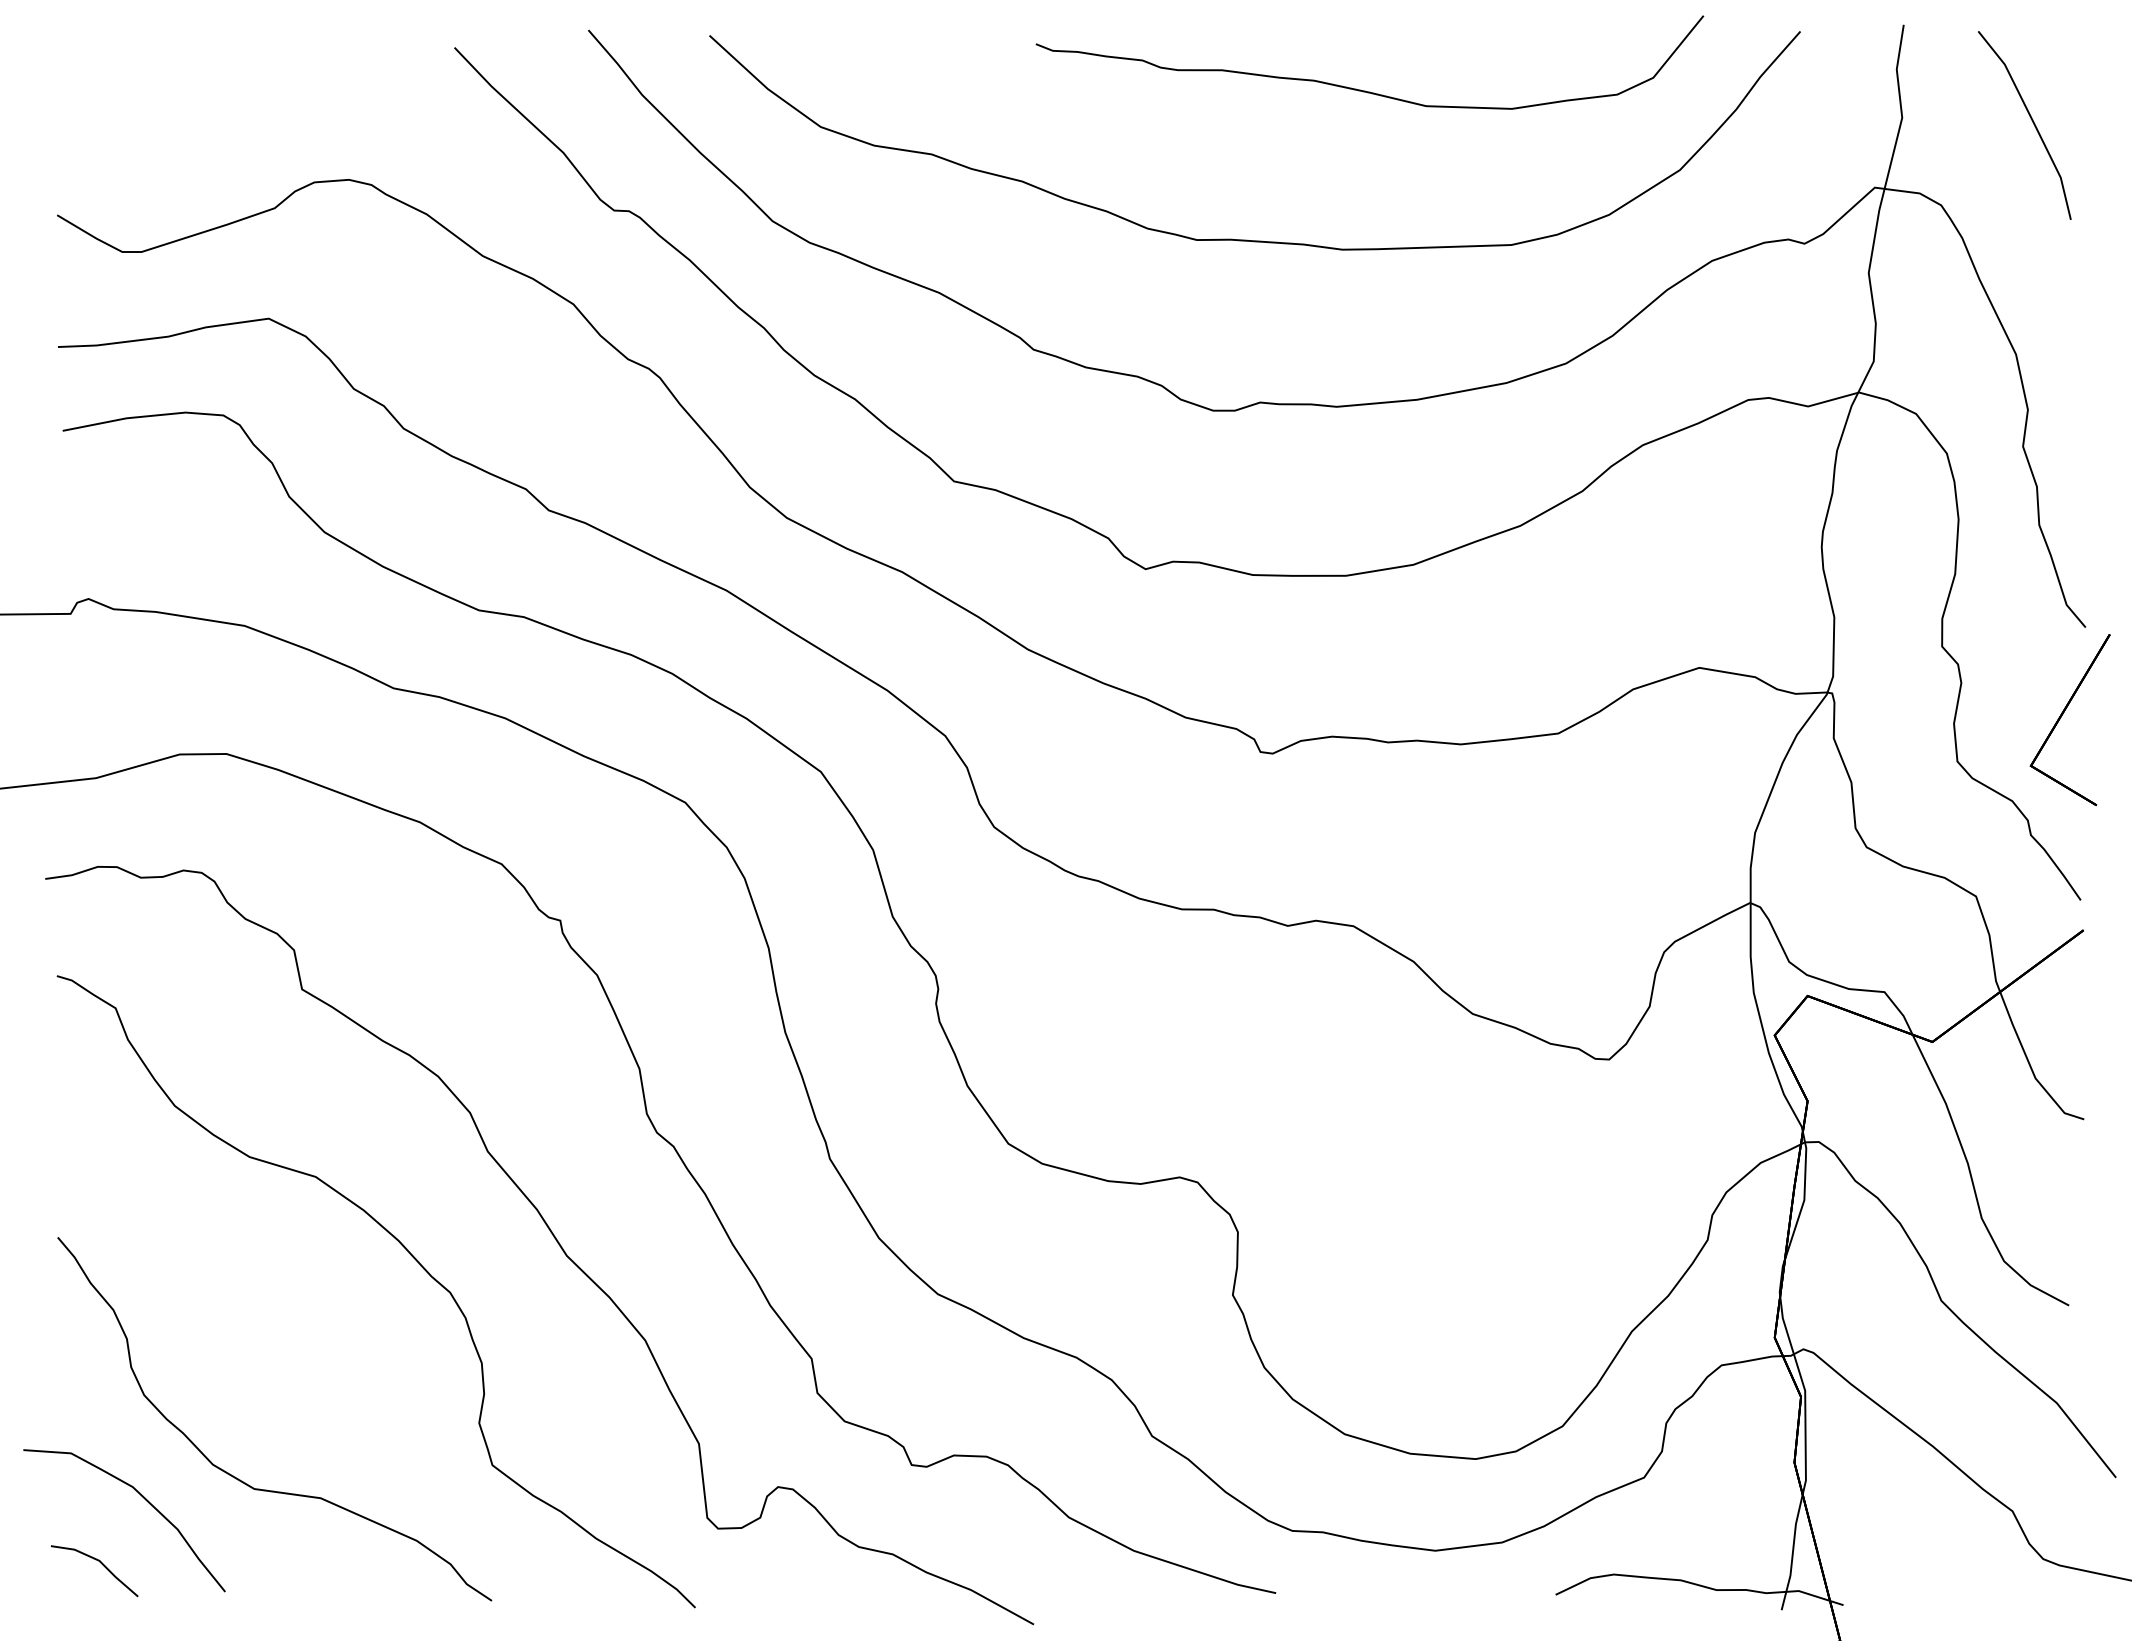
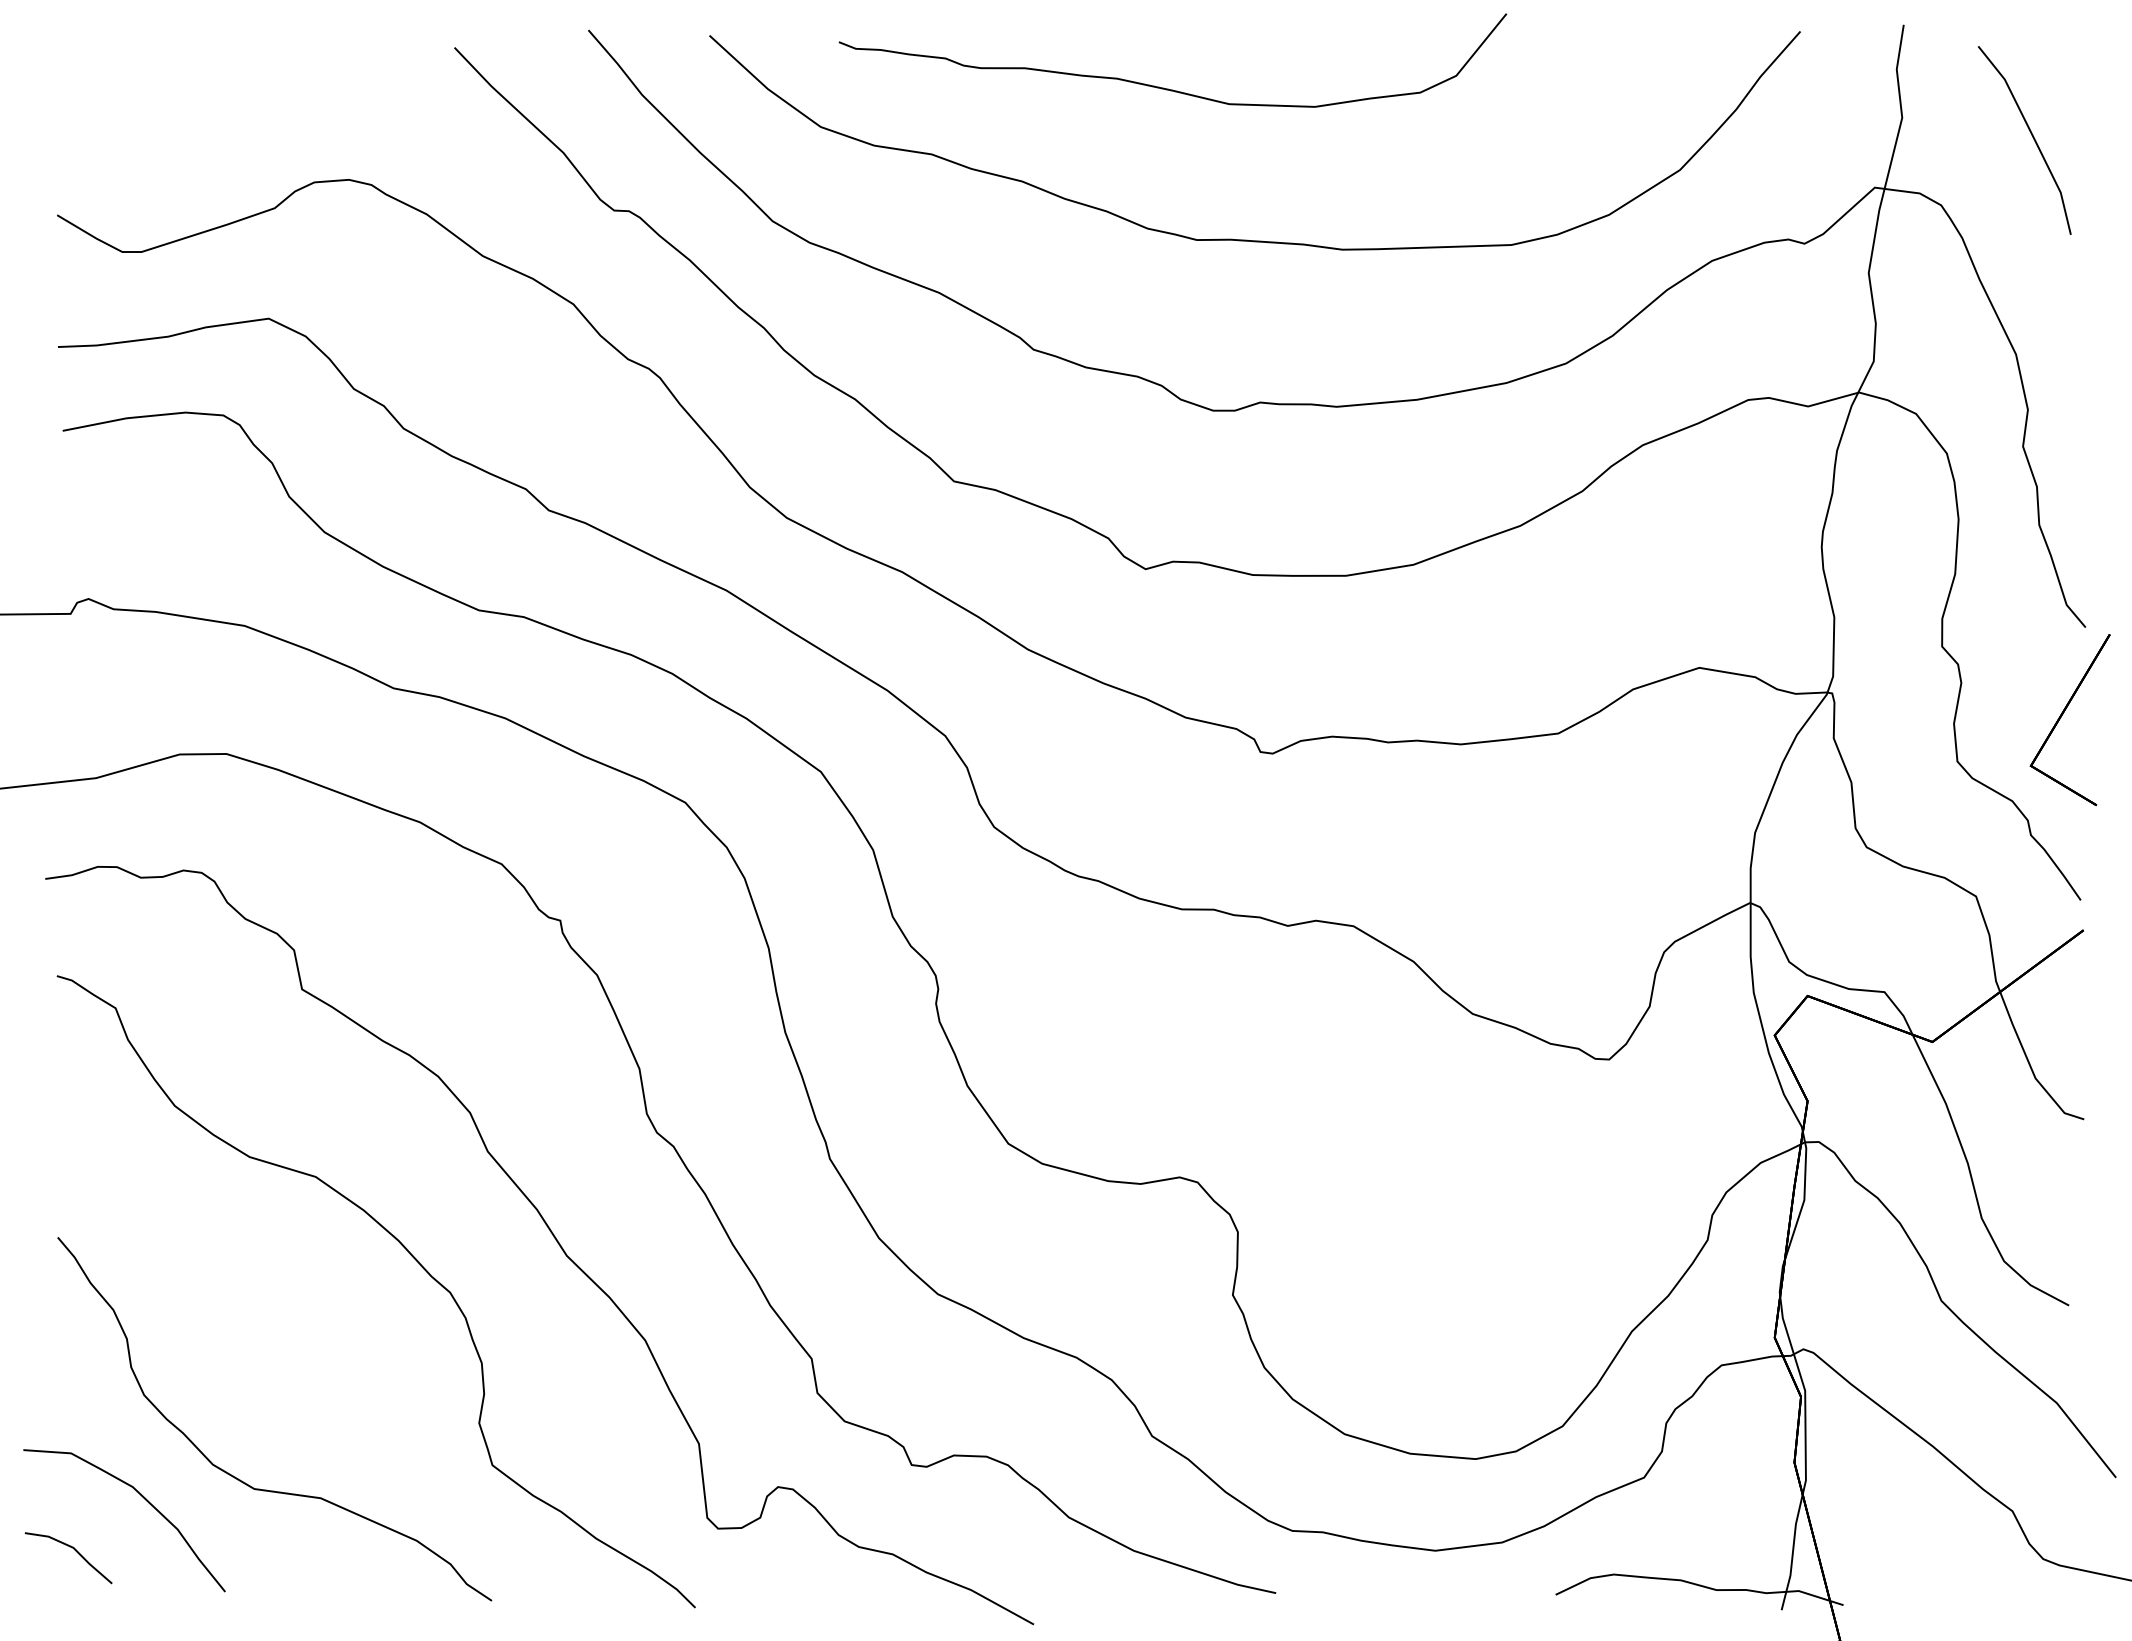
curve position: (1365, 90) -> (1168, 88) (1168, 88)
line position: (2032, 122) -> (2032, 137) (2032, 137)
line position: (101, 1564) -> (75, 1551) (75, 1551)
